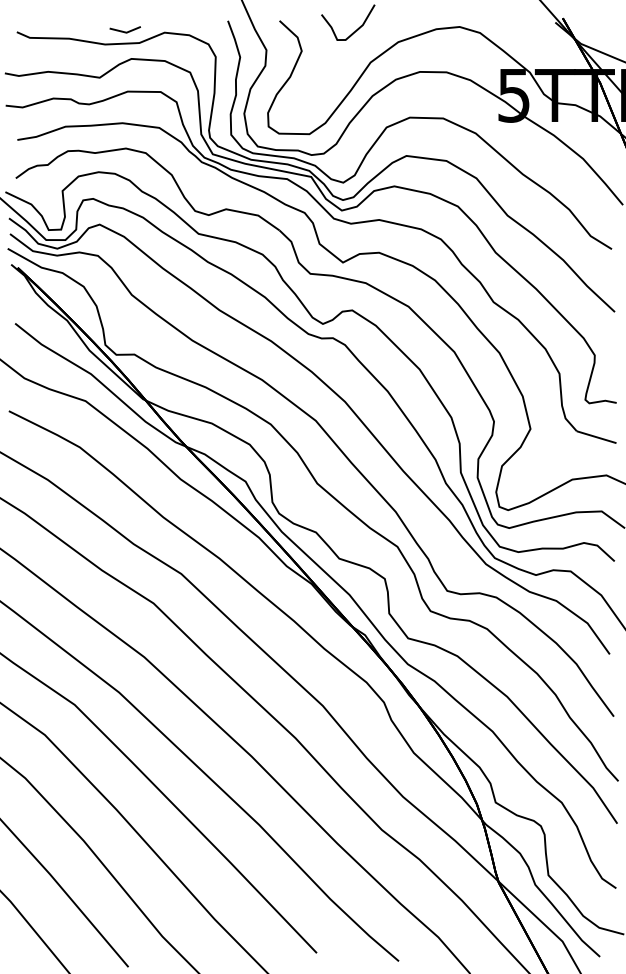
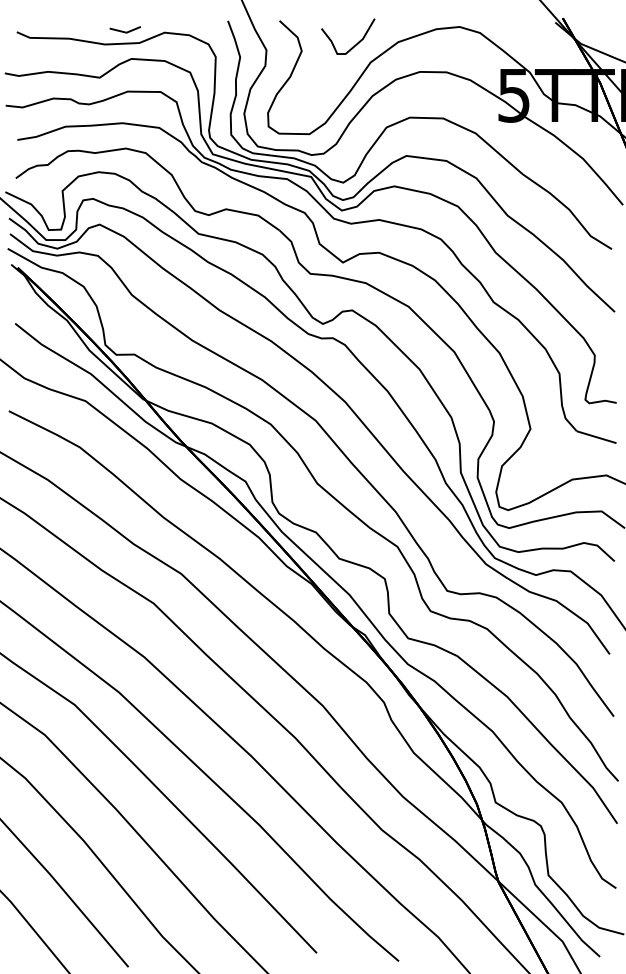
curve position: (353, 31) -> (353, 45) (353, 45)
